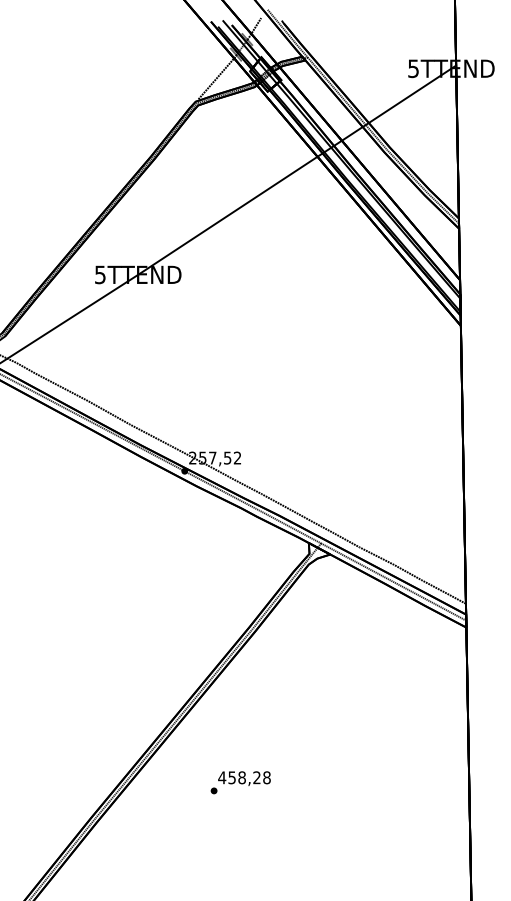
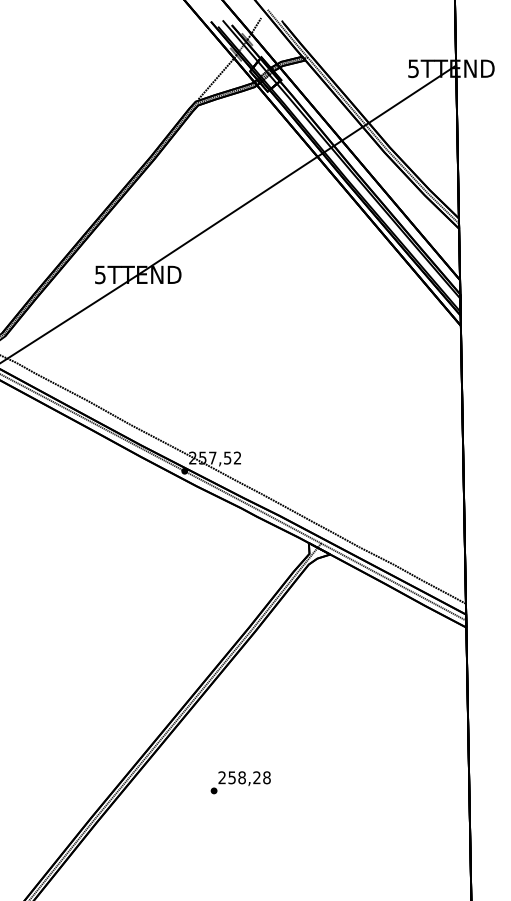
text: 458,28 -> 258,28 (222, 777)
